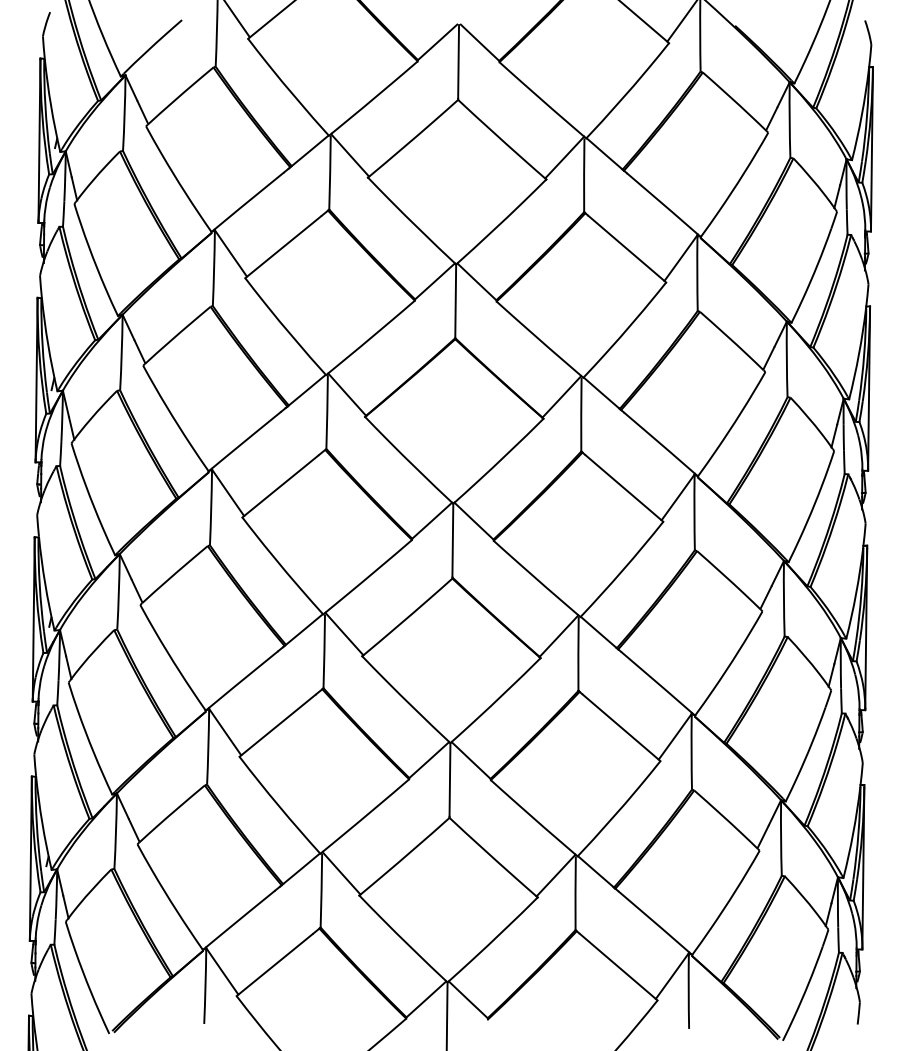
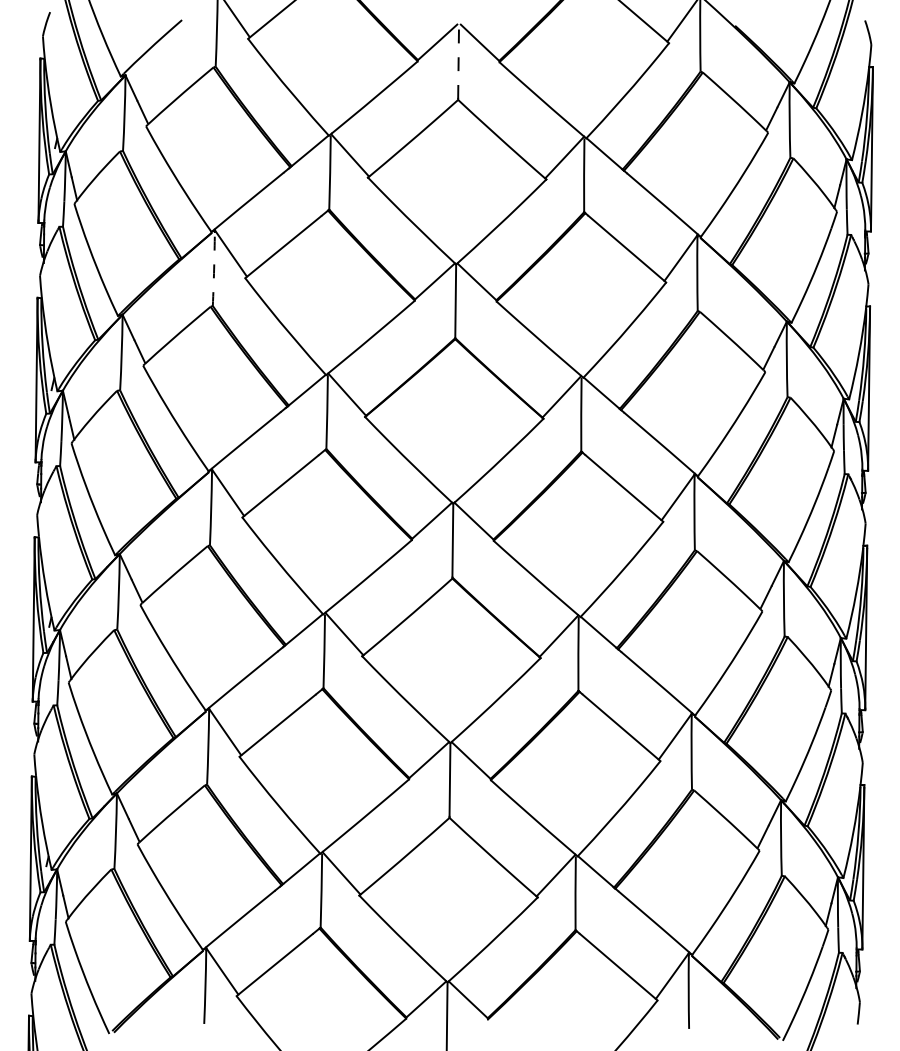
line: solid -> dashed (458, 62)
arc: solid -> dashed (214, 269)
